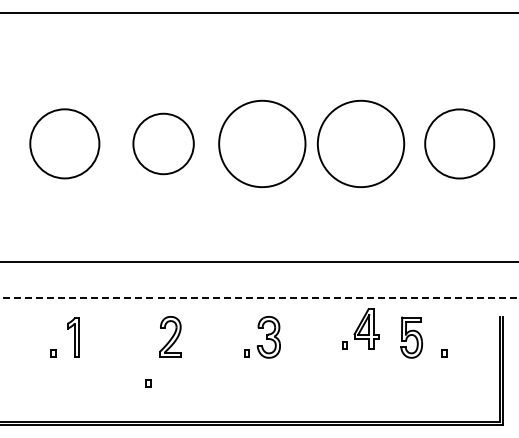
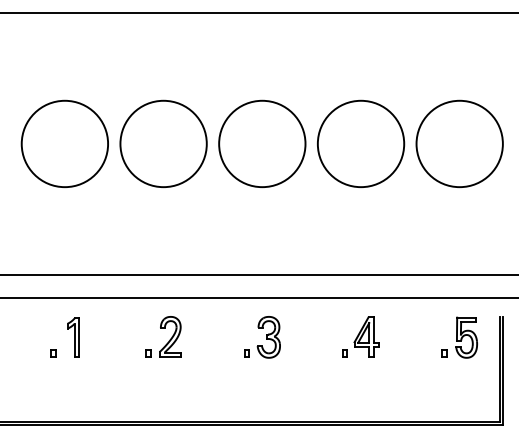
circle size: 72x72 px -> 89x89 px (64, 143)
circle diameter: 60 px -> 86 px (163, 143)
circle diameter: 69 px -> 86 px (459, 143)
line position: (258, 261) -> (258, 274) (258, 274)
line: dashed -> solid (259, 297)
part position: (360, 328) -> (360, 336) (360, 336)
part position: (411, 337) -> (466, 337) (466, 337)
part position: (148, 383) -> (148, 353) (148, 353)
